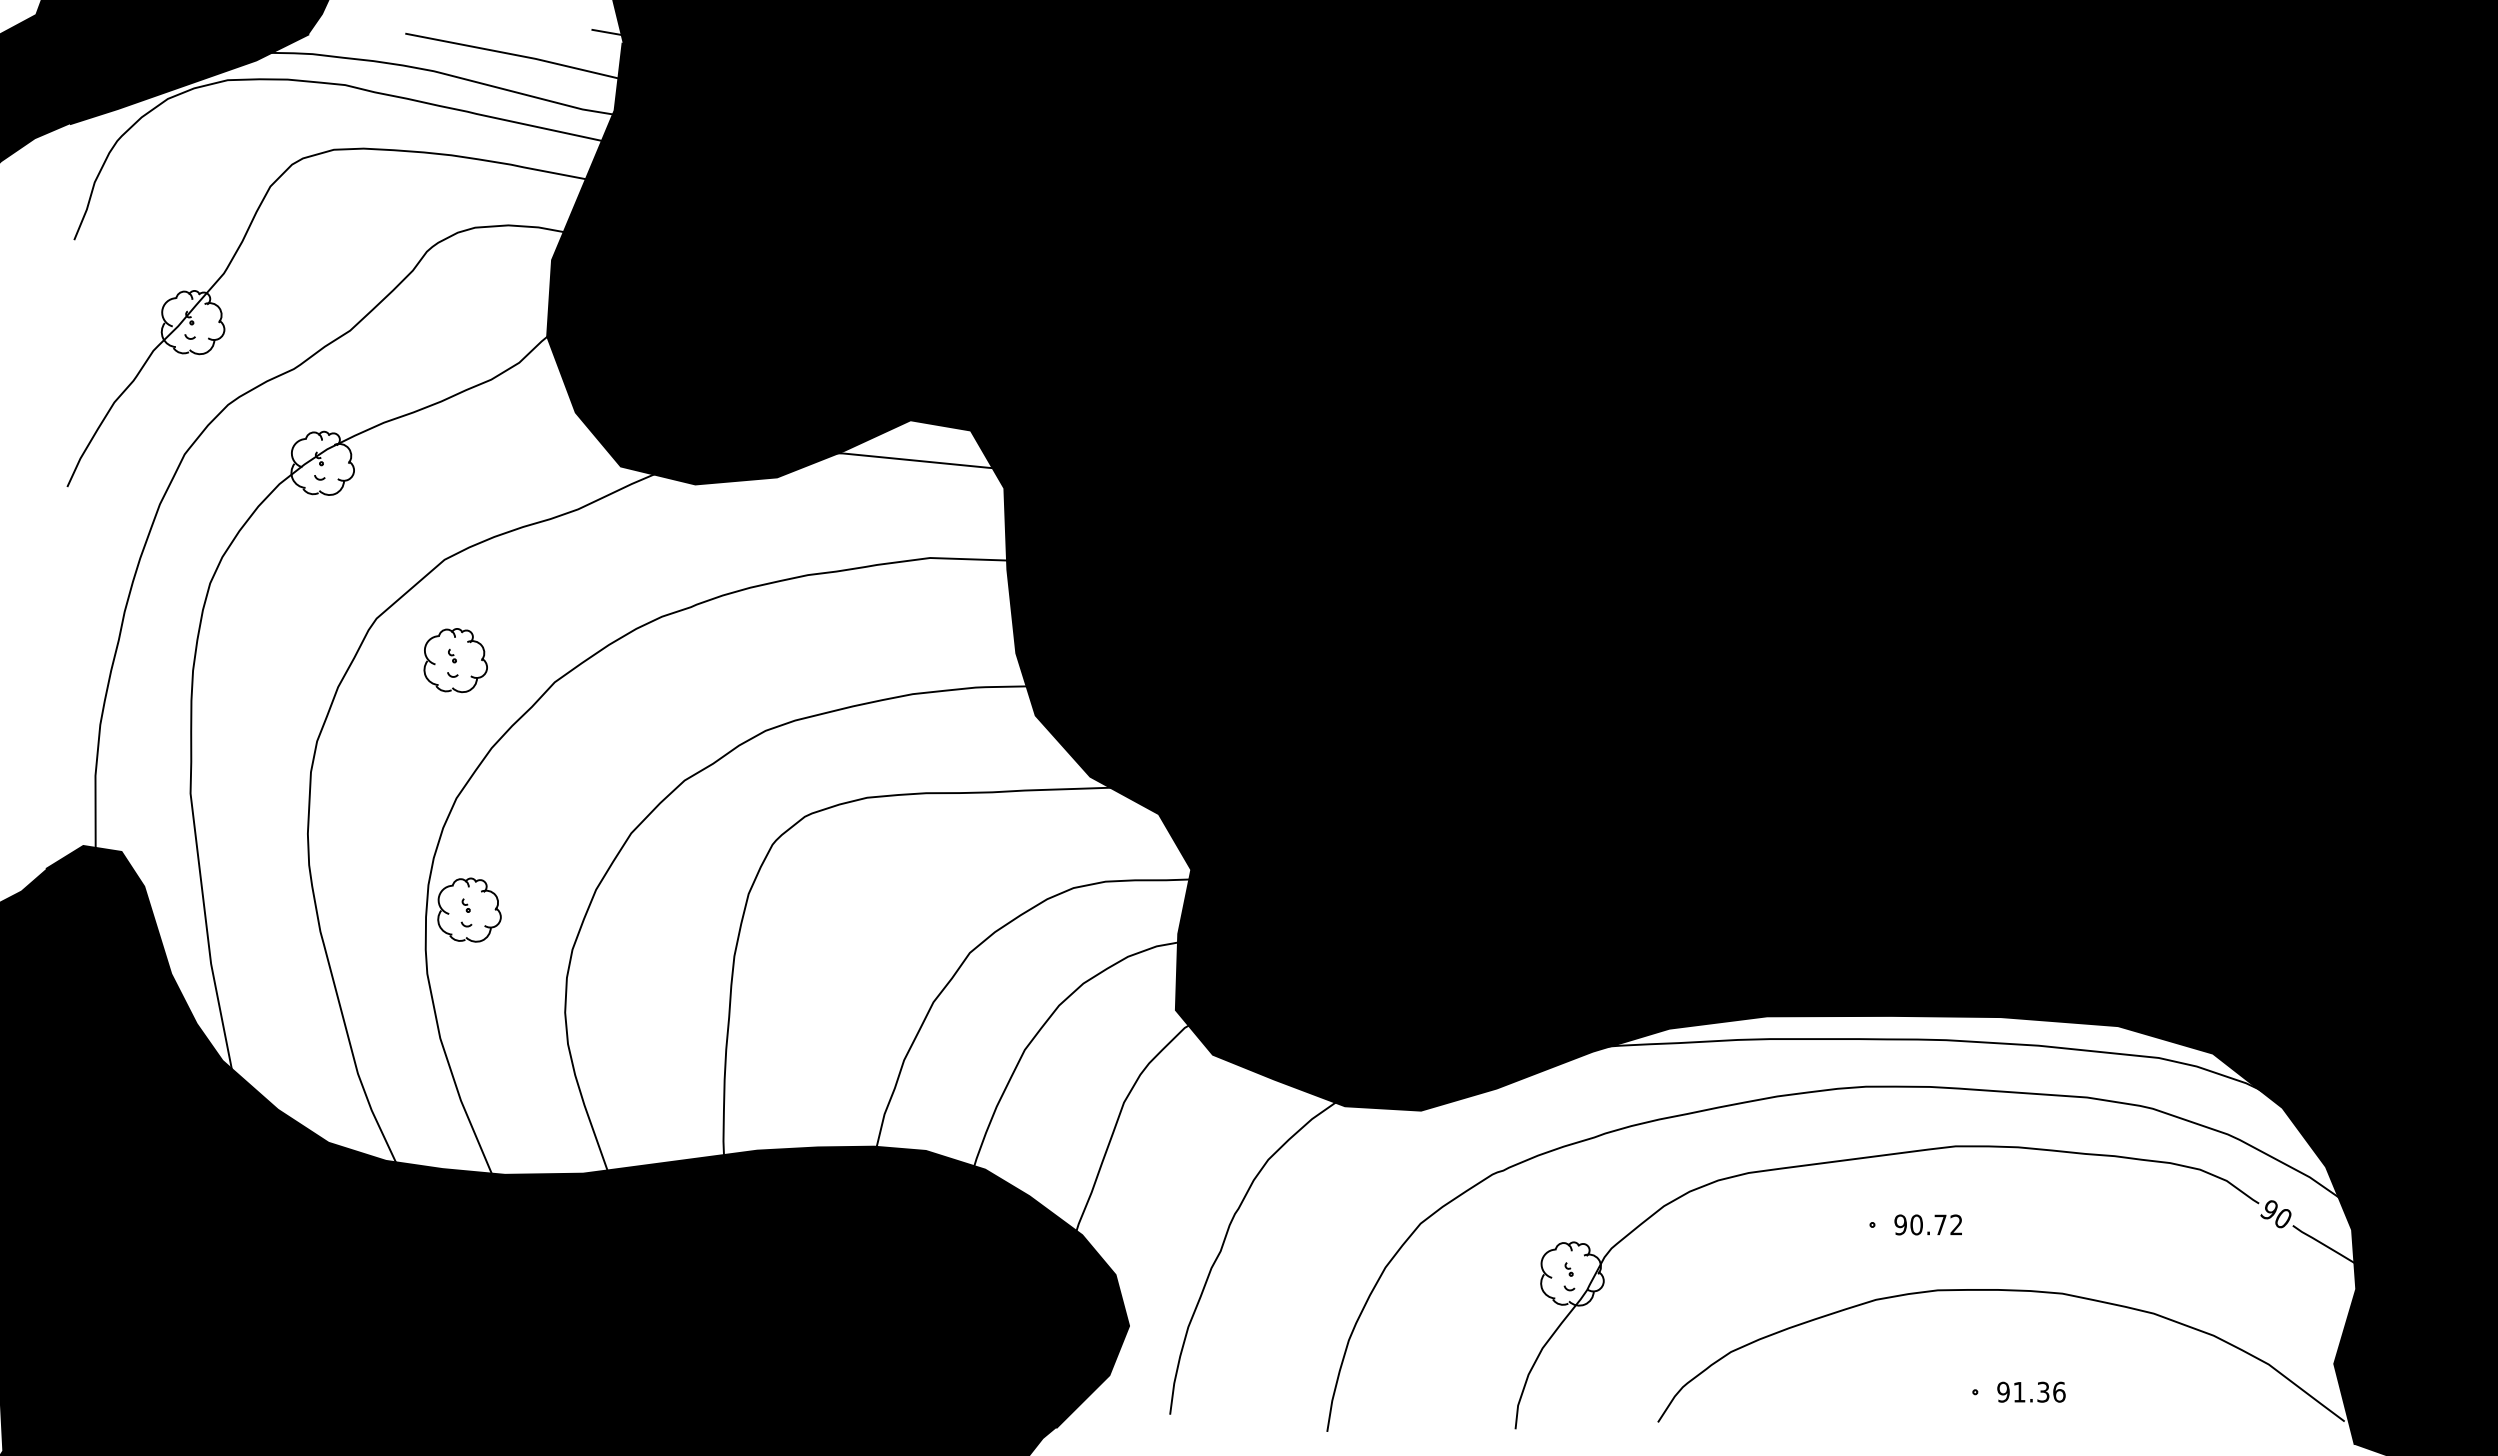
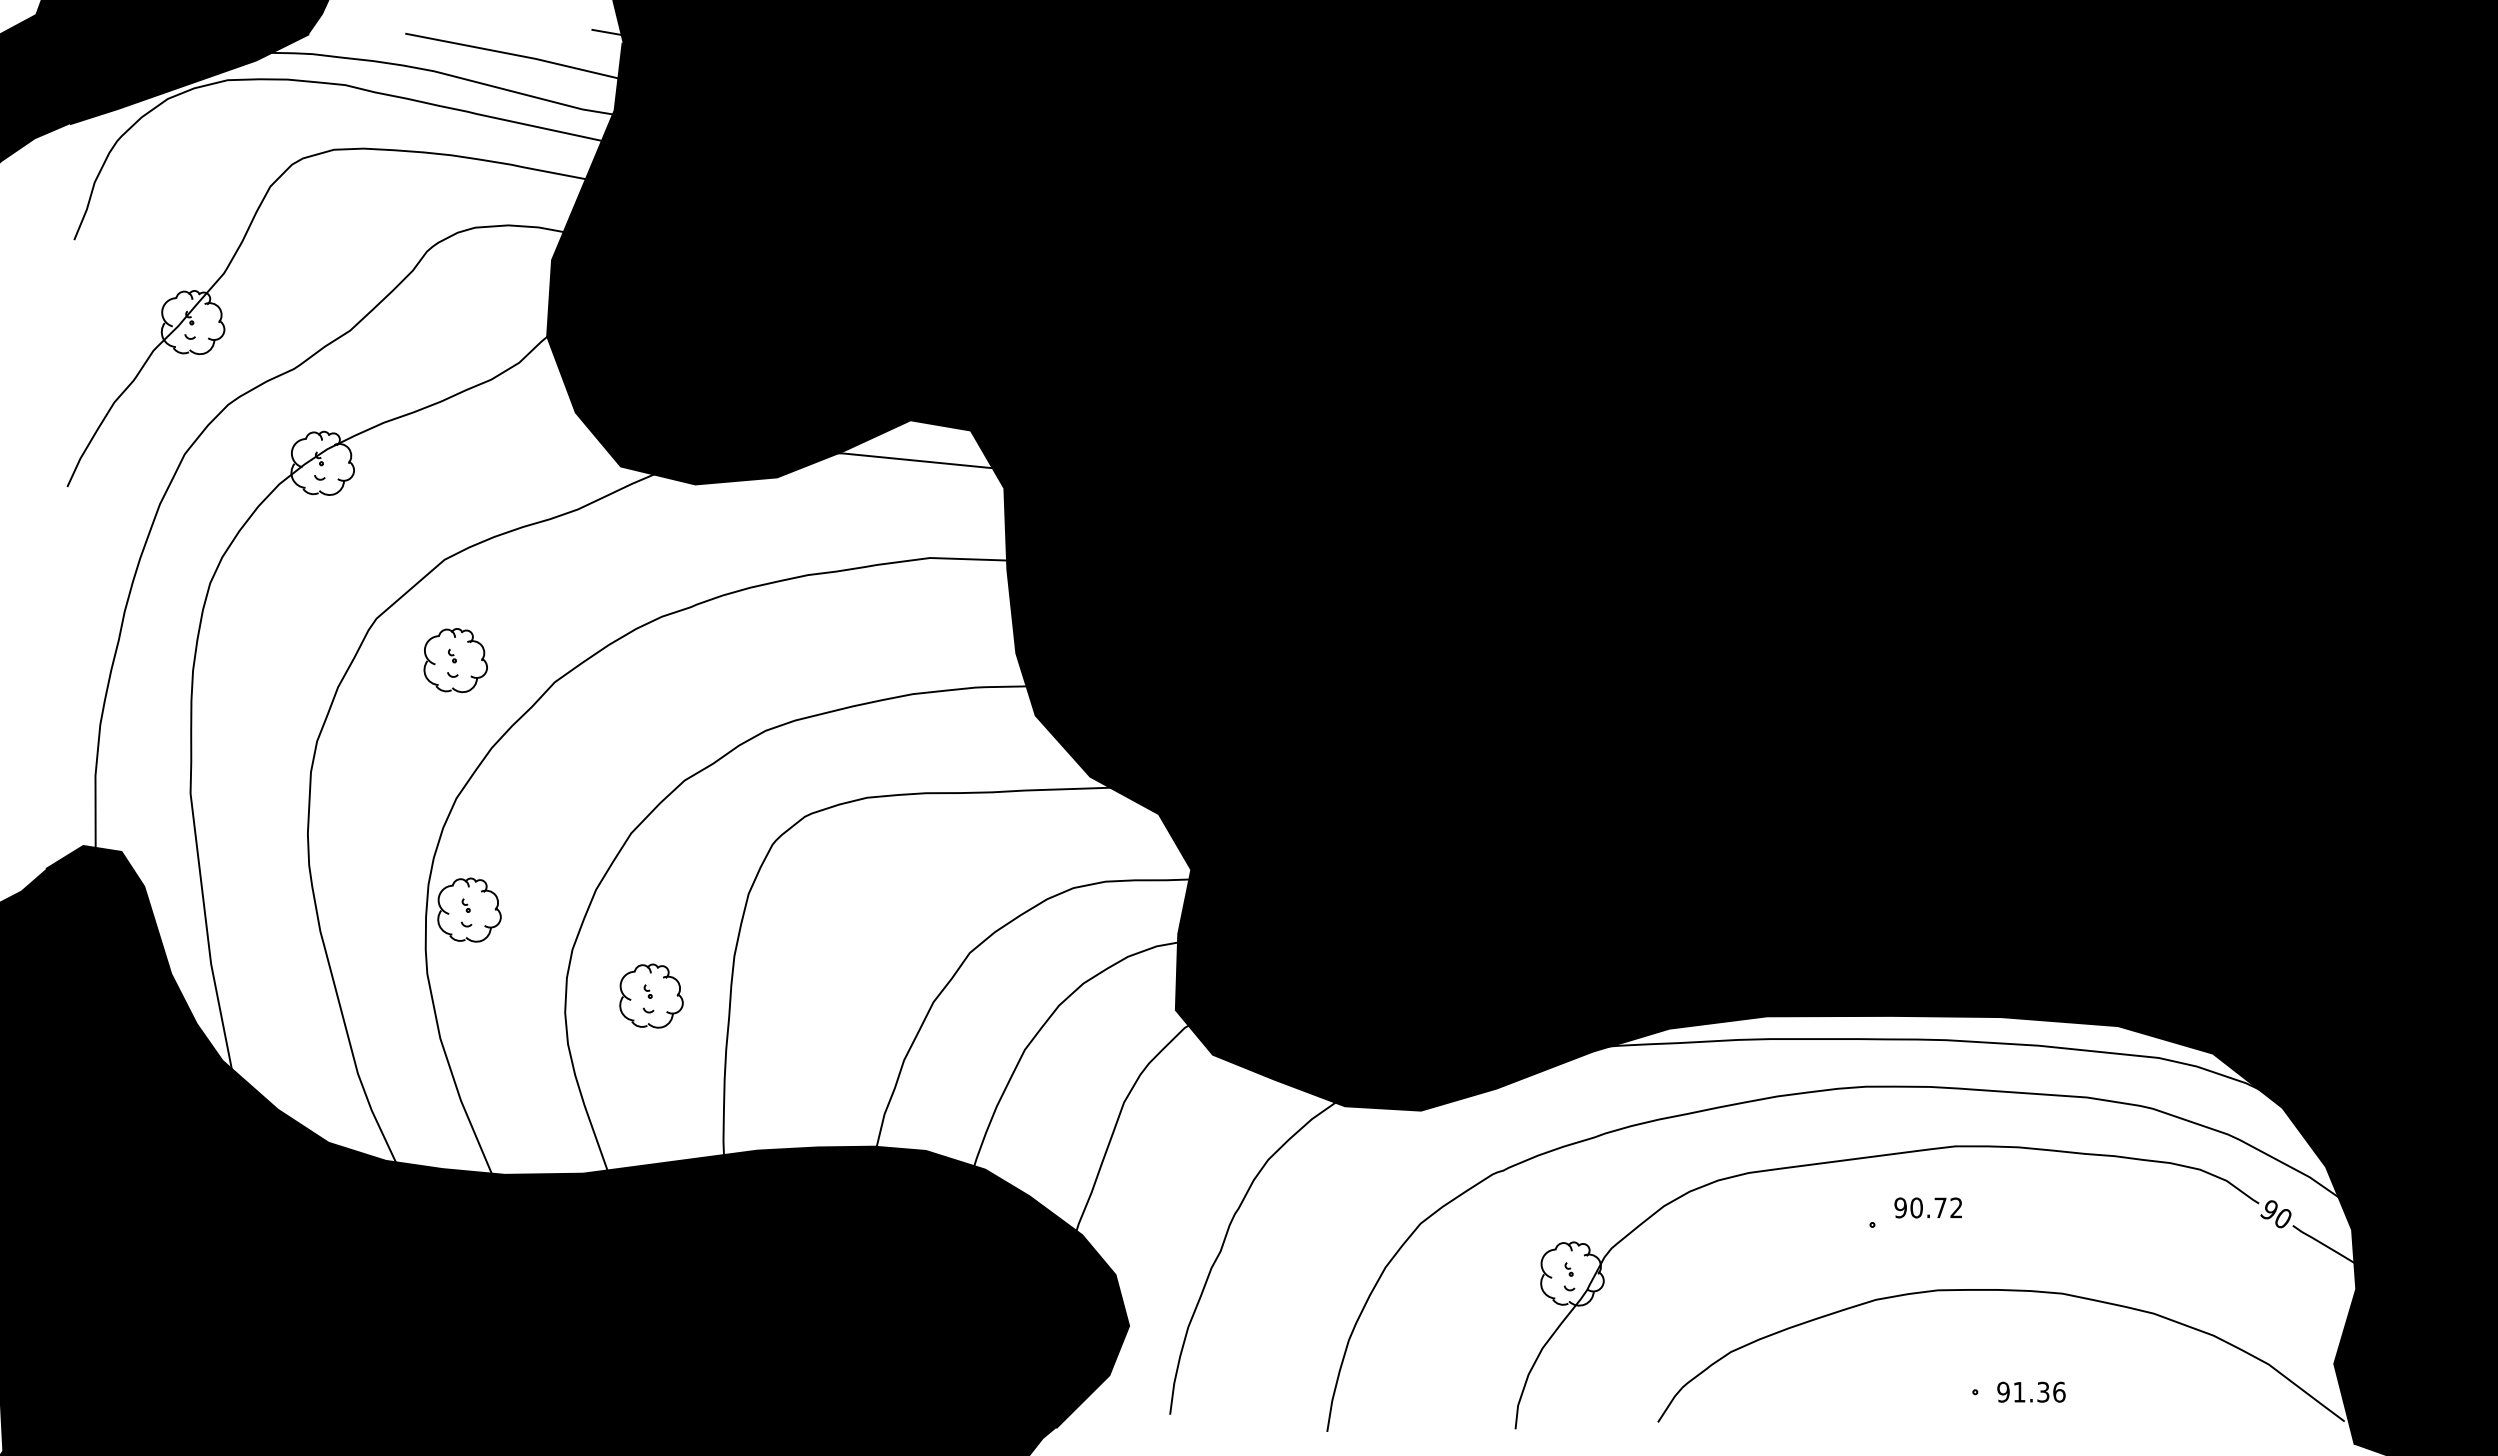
part: none -> present (651, 995)
text position: (1927, 1224) -> (1927, 1207) (1927, 1207)
